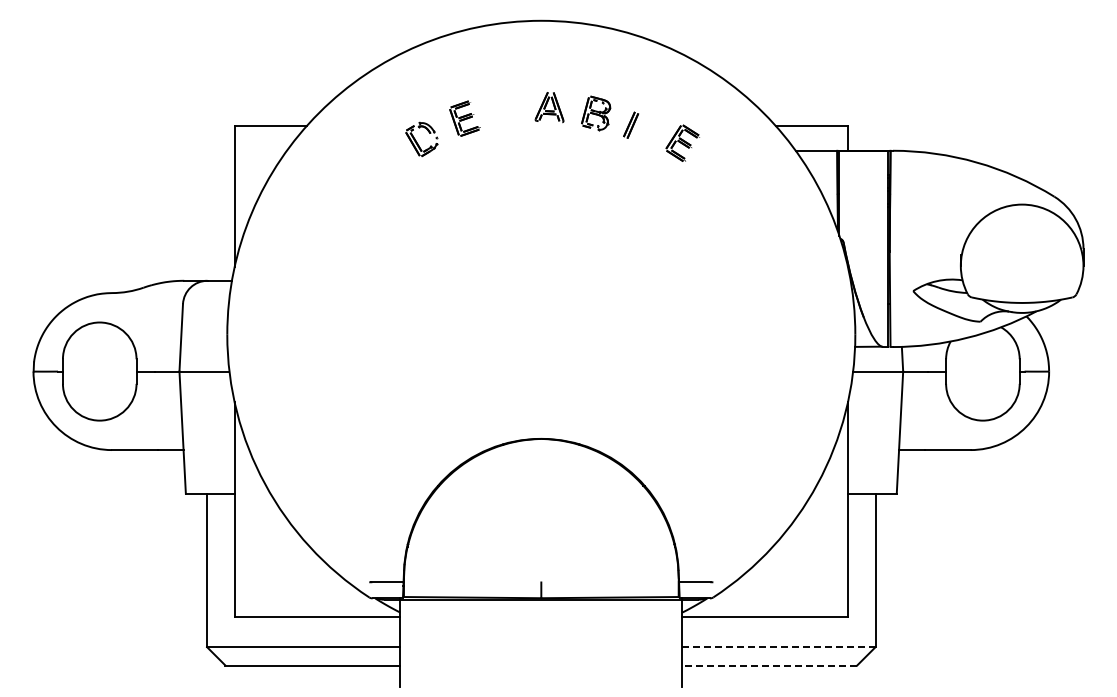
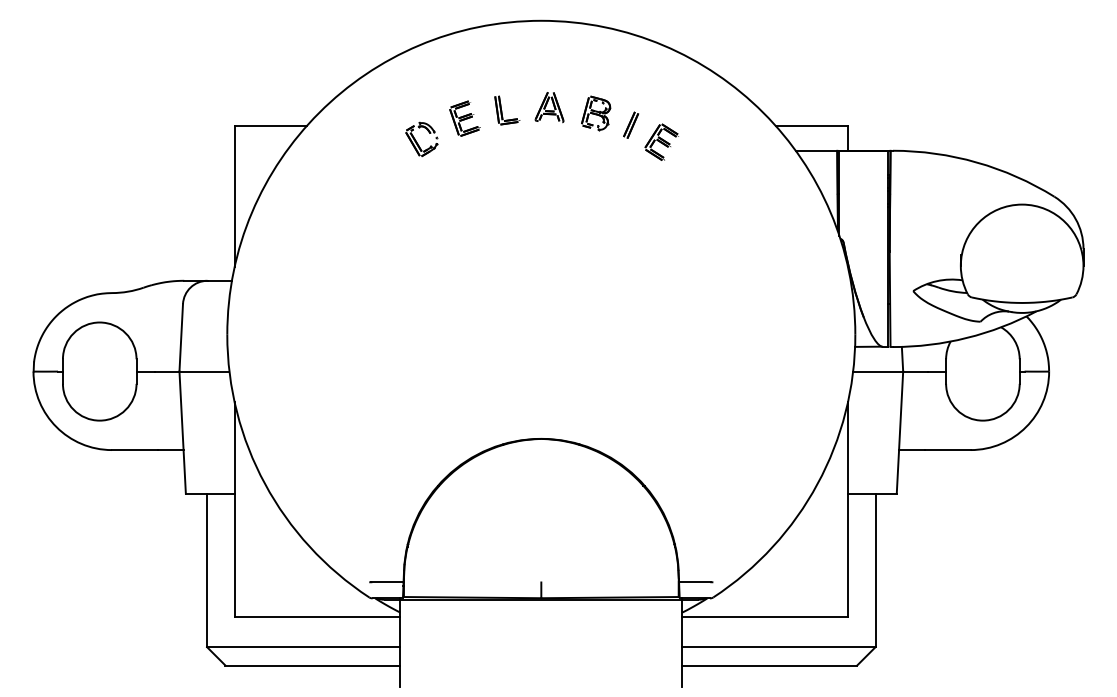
part: none -> present (507, 110)
part position: (682, 142) -> (661, 141) (661, 141)
line: dashed -> solid (778, 647)
line: dashed -> solid (769, 665)
